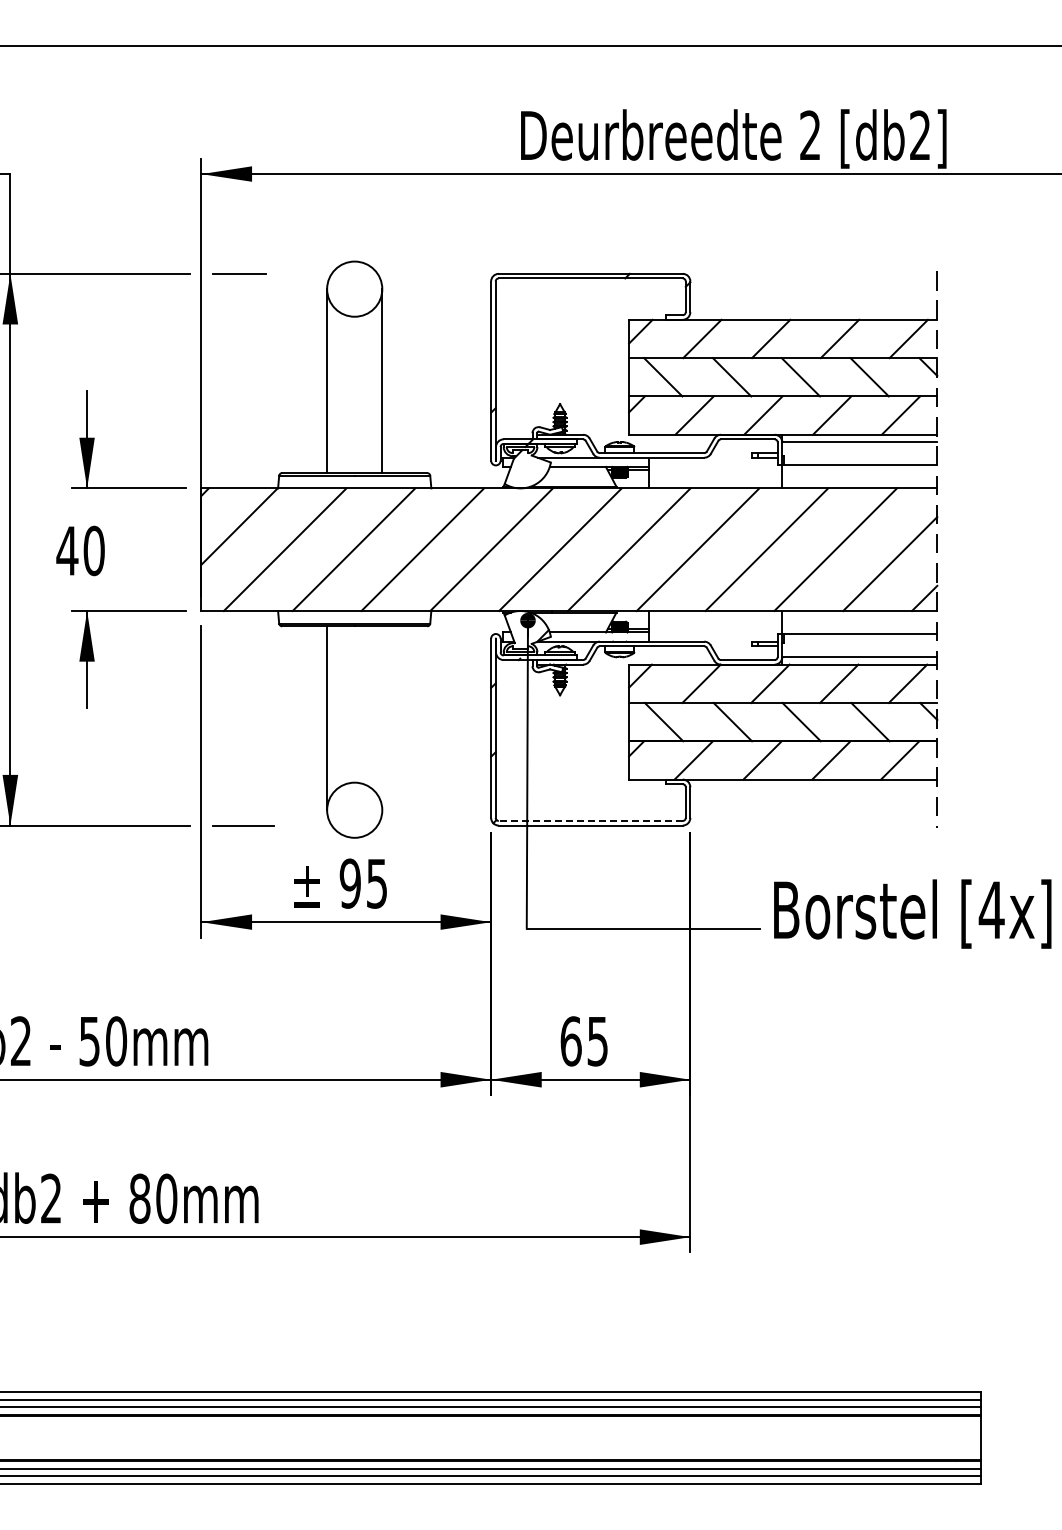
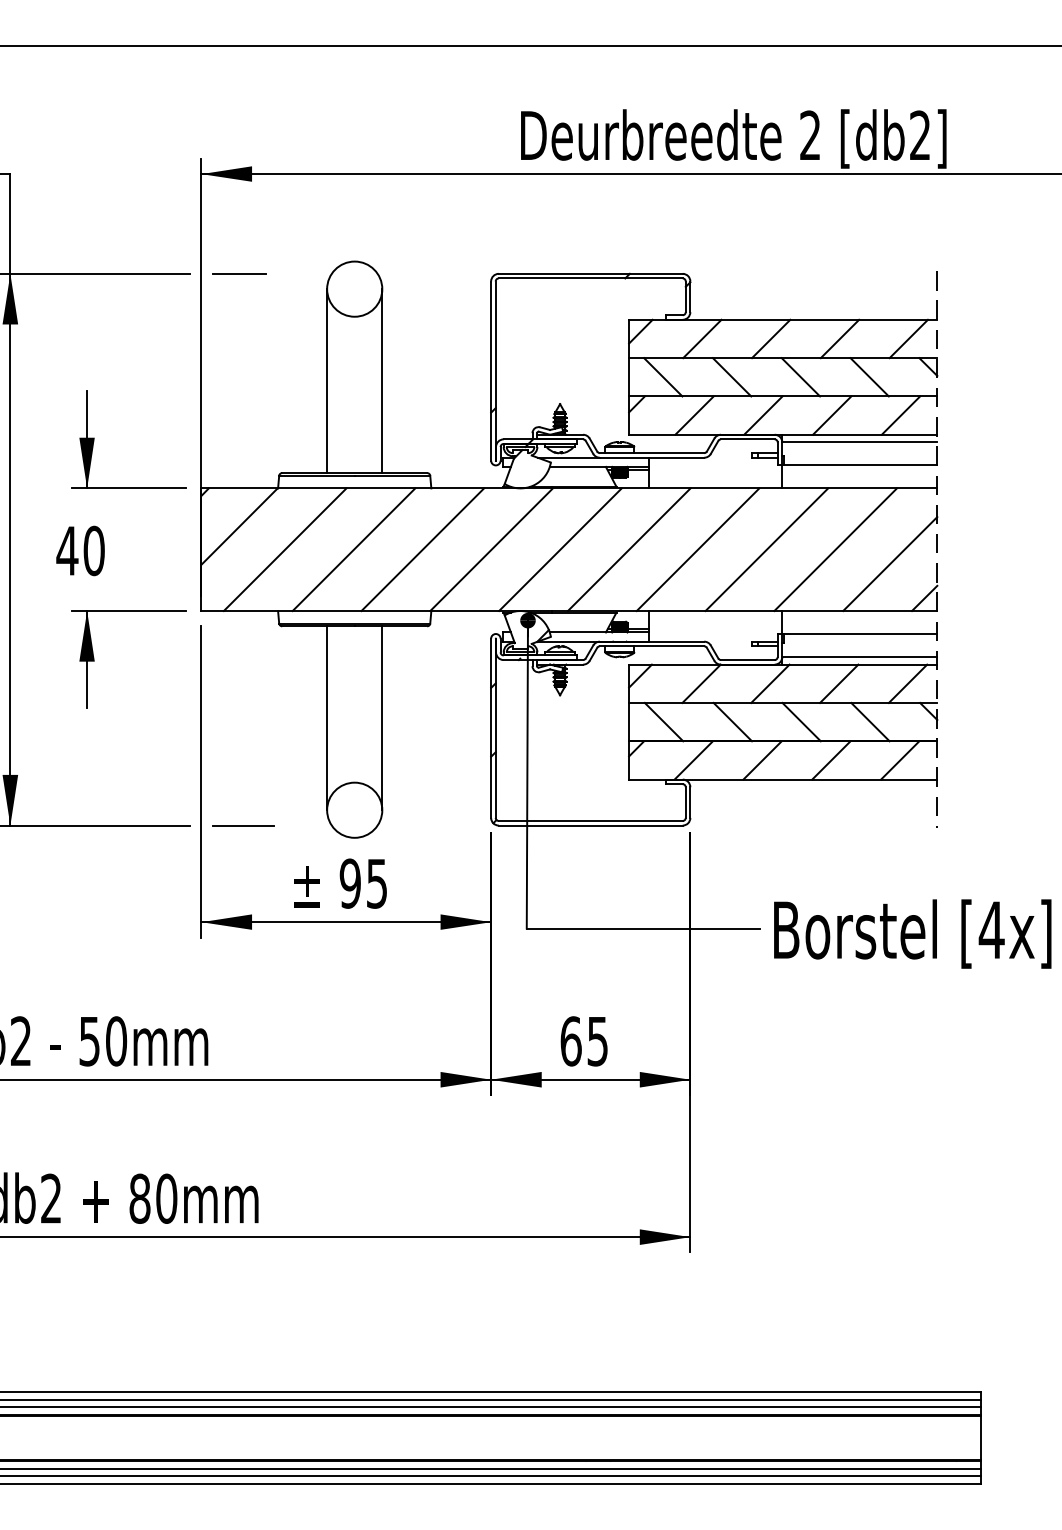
line: none -> present (382, 718)
line: dashed -> solid (590, 820)
text position: (912, 913) -> (912, 933) (912, 933)
